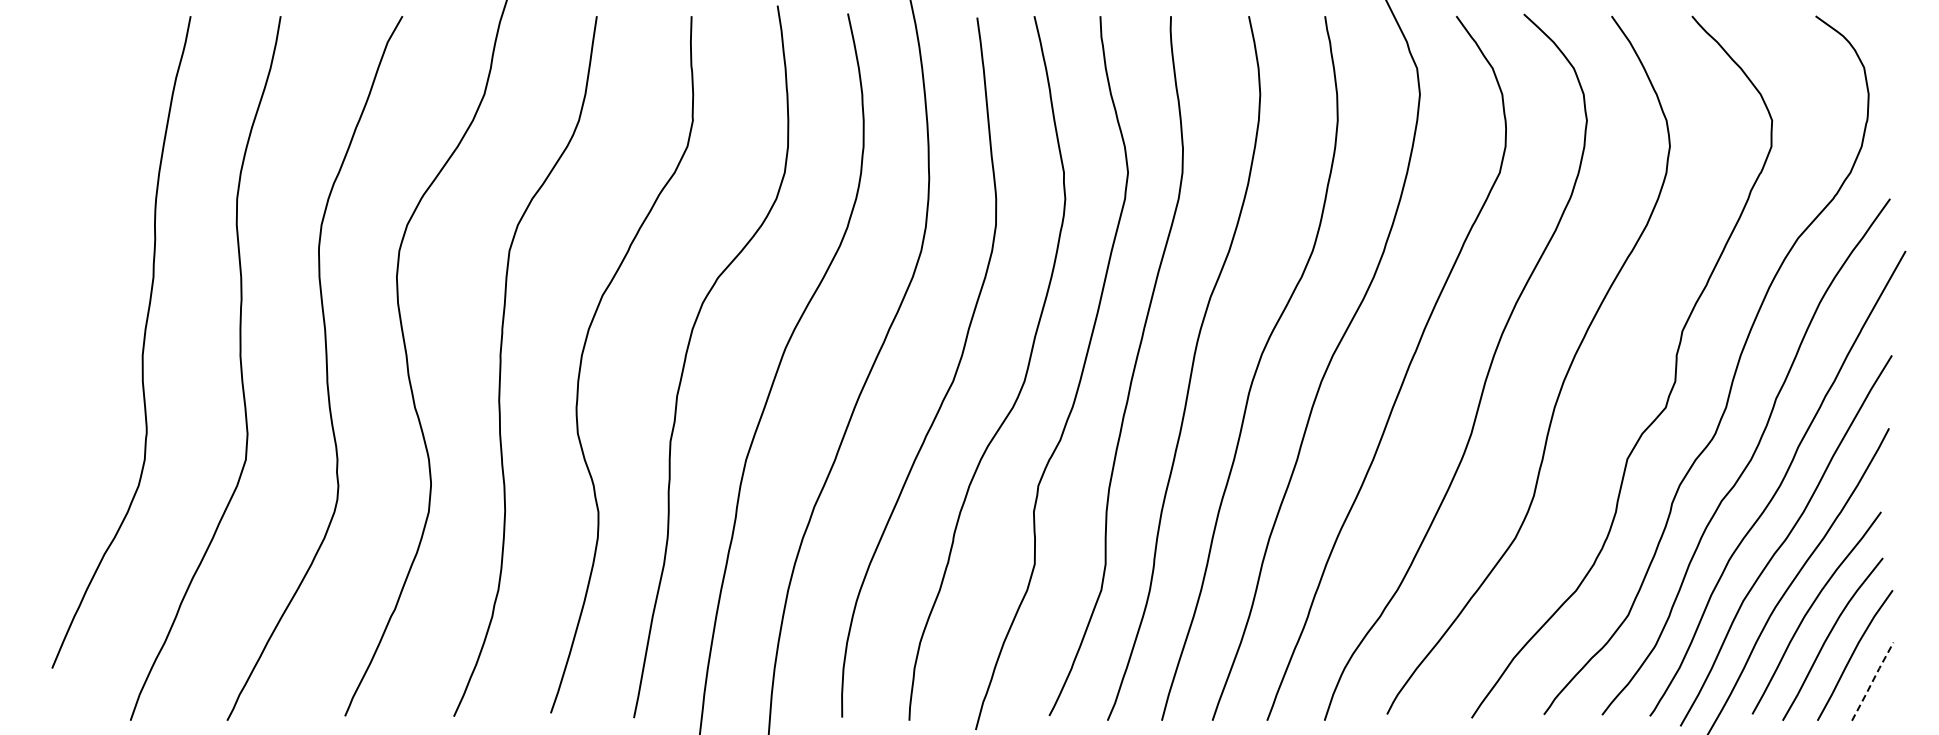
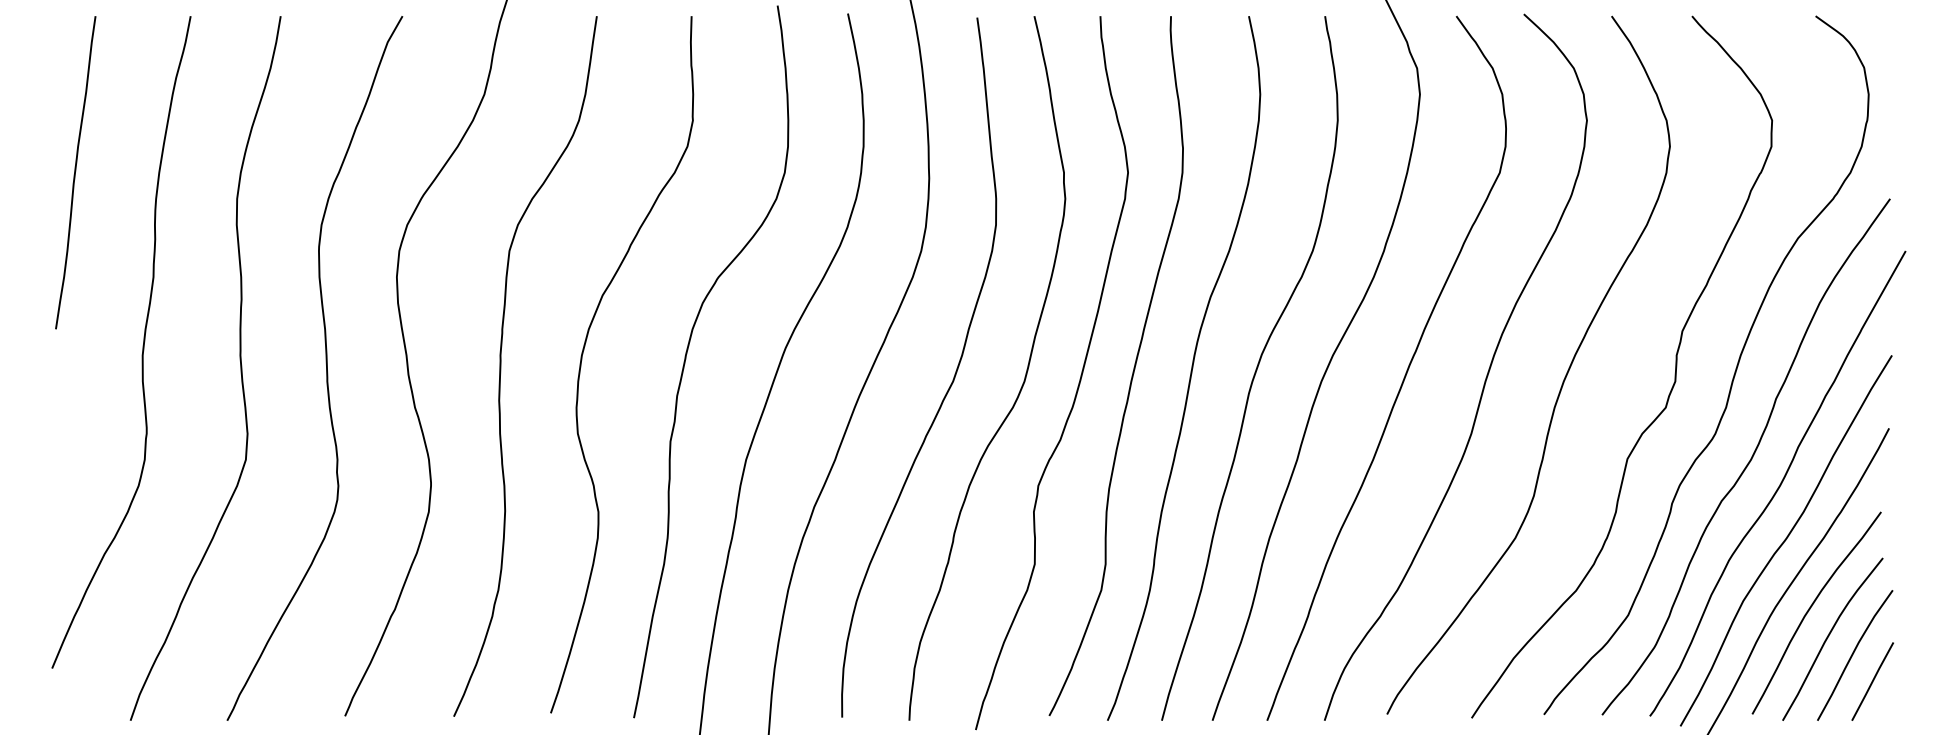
curve: none -> present (75, 172)
line: dashed -> solid (1872, 681)
